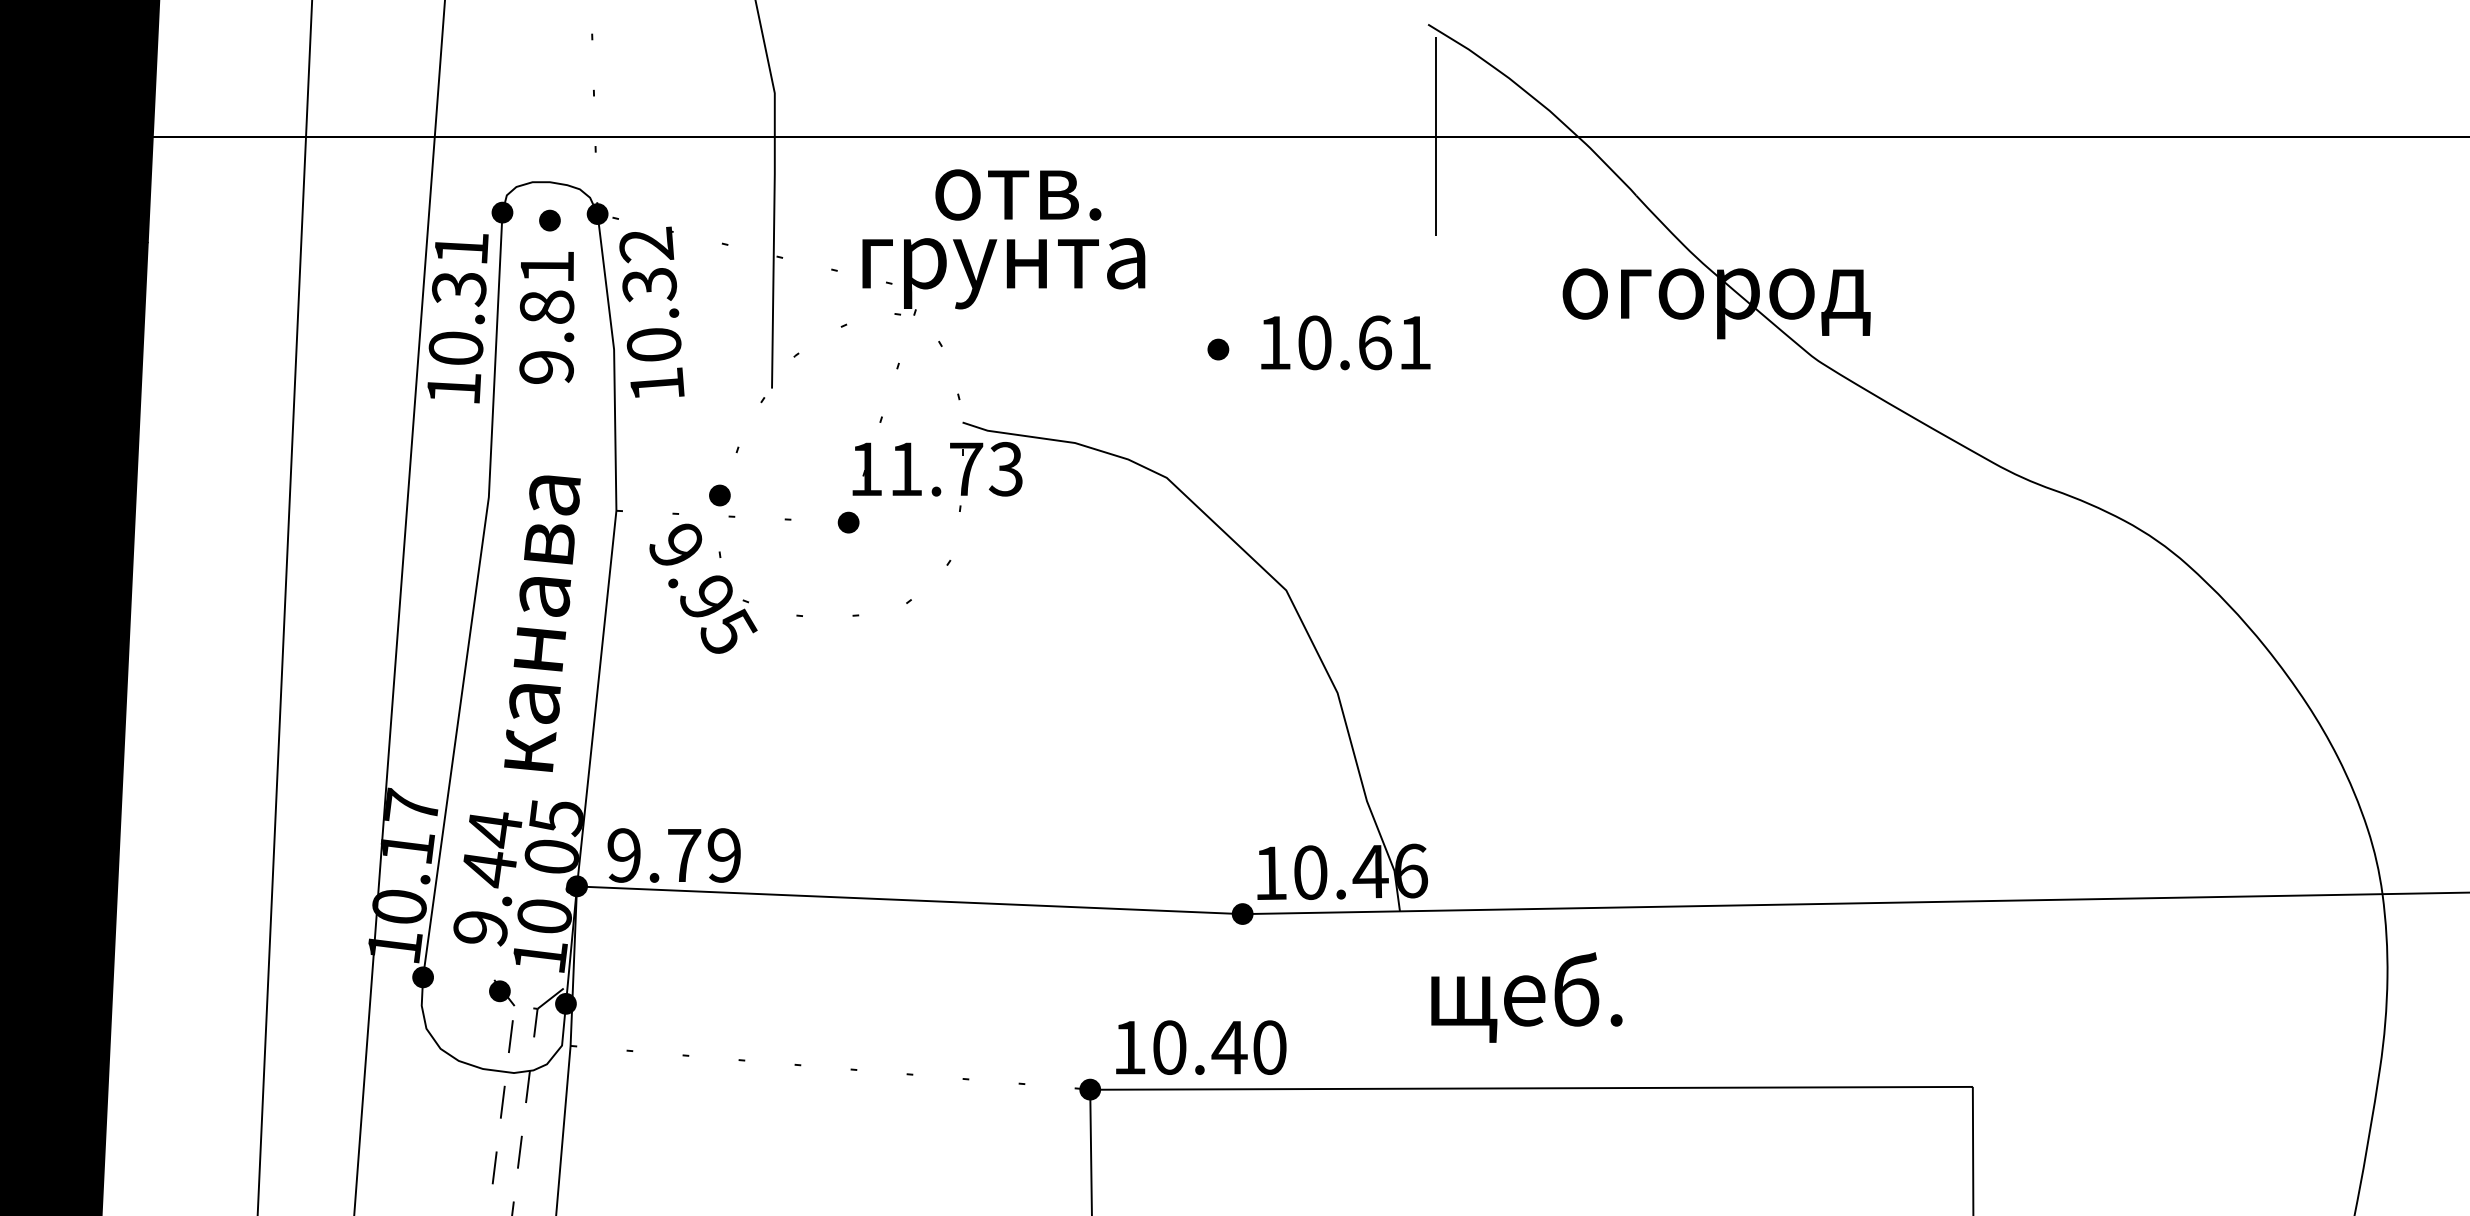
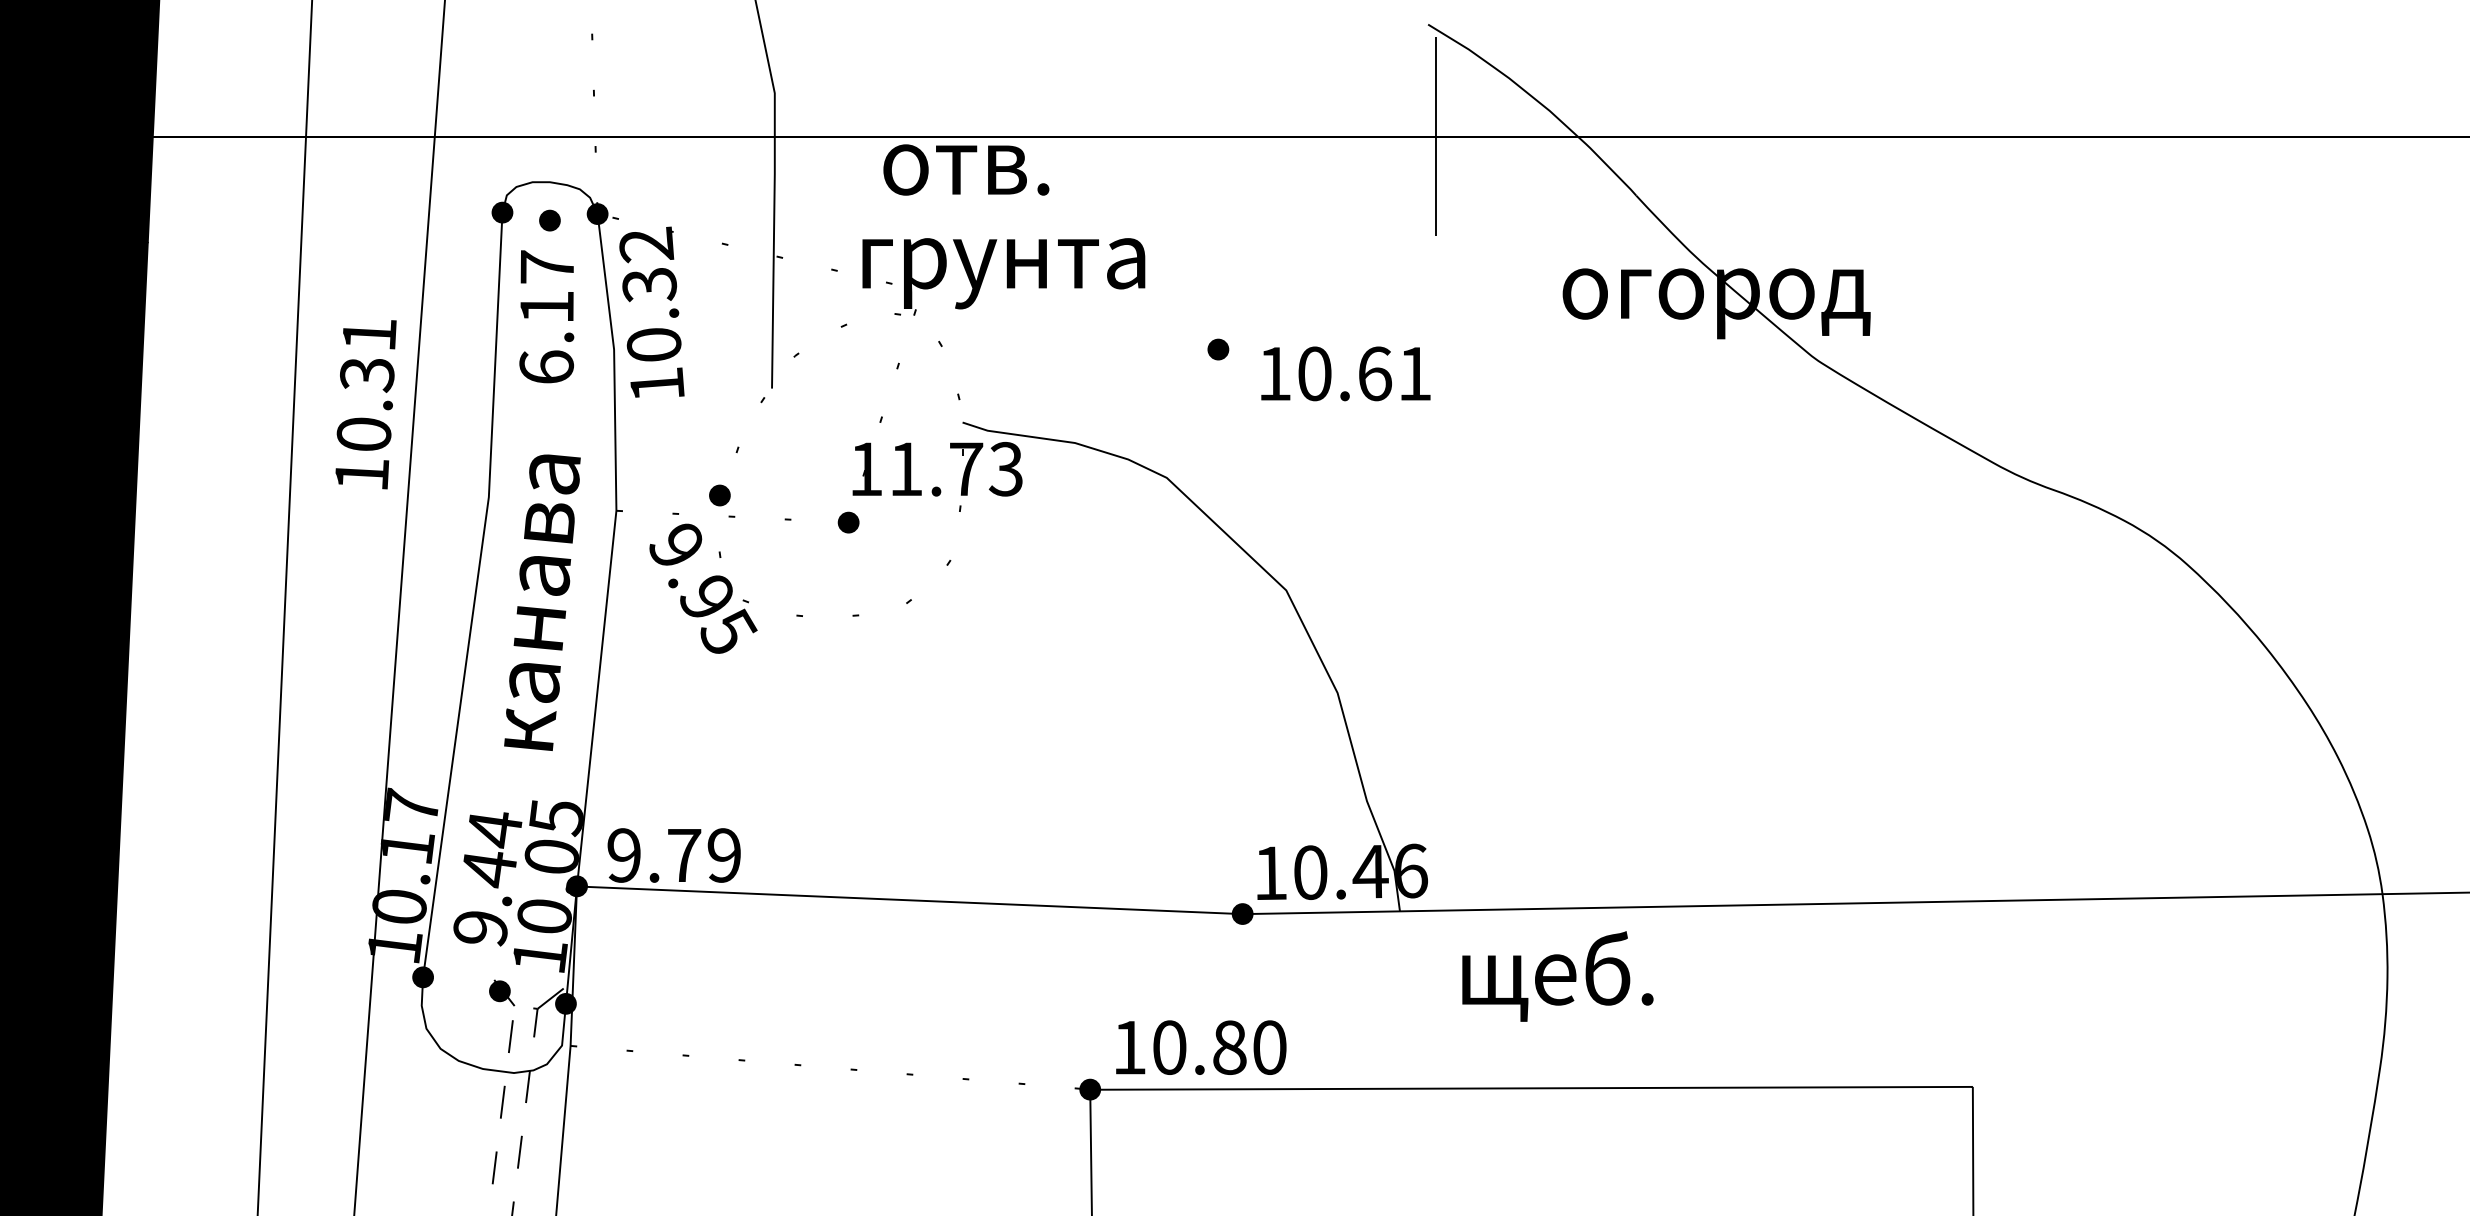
text position: (1018, 194) -> (966, 169) (966, 169)
text: 9.81 -> 6.17 (546, 316)
text position: (457, 318) -> (365, 404) (365, 404)
text position: (1345, 342) -> (1345, 373) (1345, 373)
text position: (542, 623) -> (542, 602) (542, 602)
text position: (1526, 997) -> (1557, 976) (1557, 976)
text: 10.40 -> 10.80 (1229, 1047)
